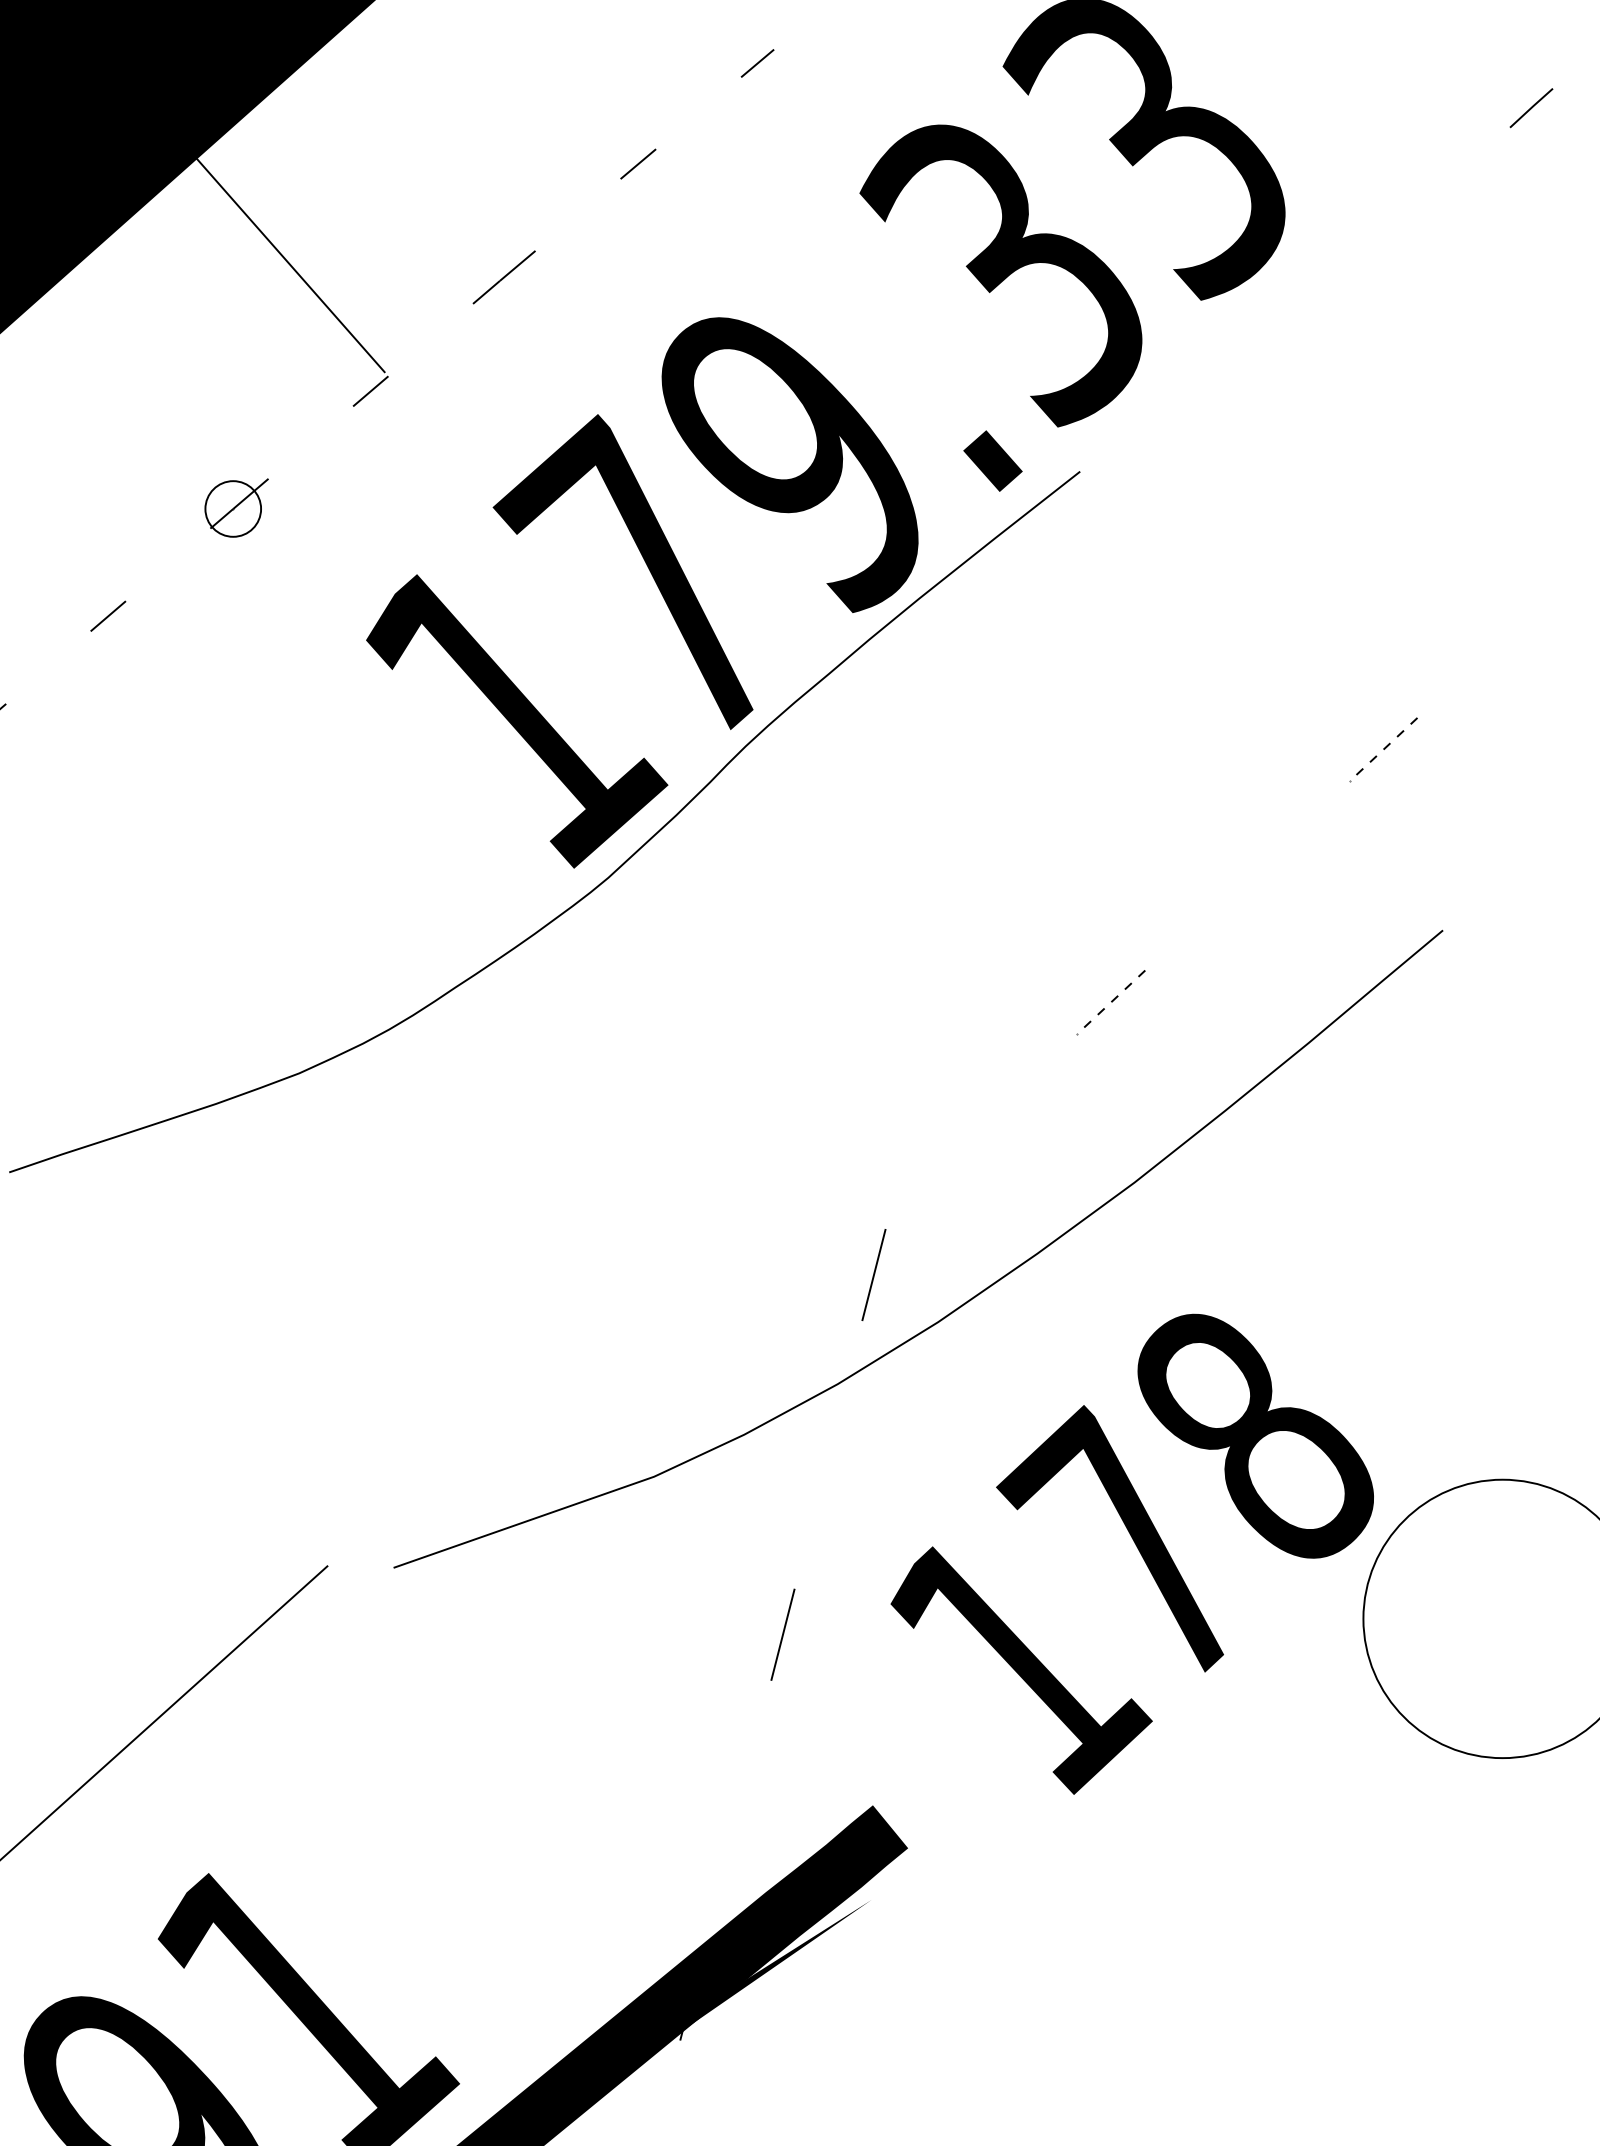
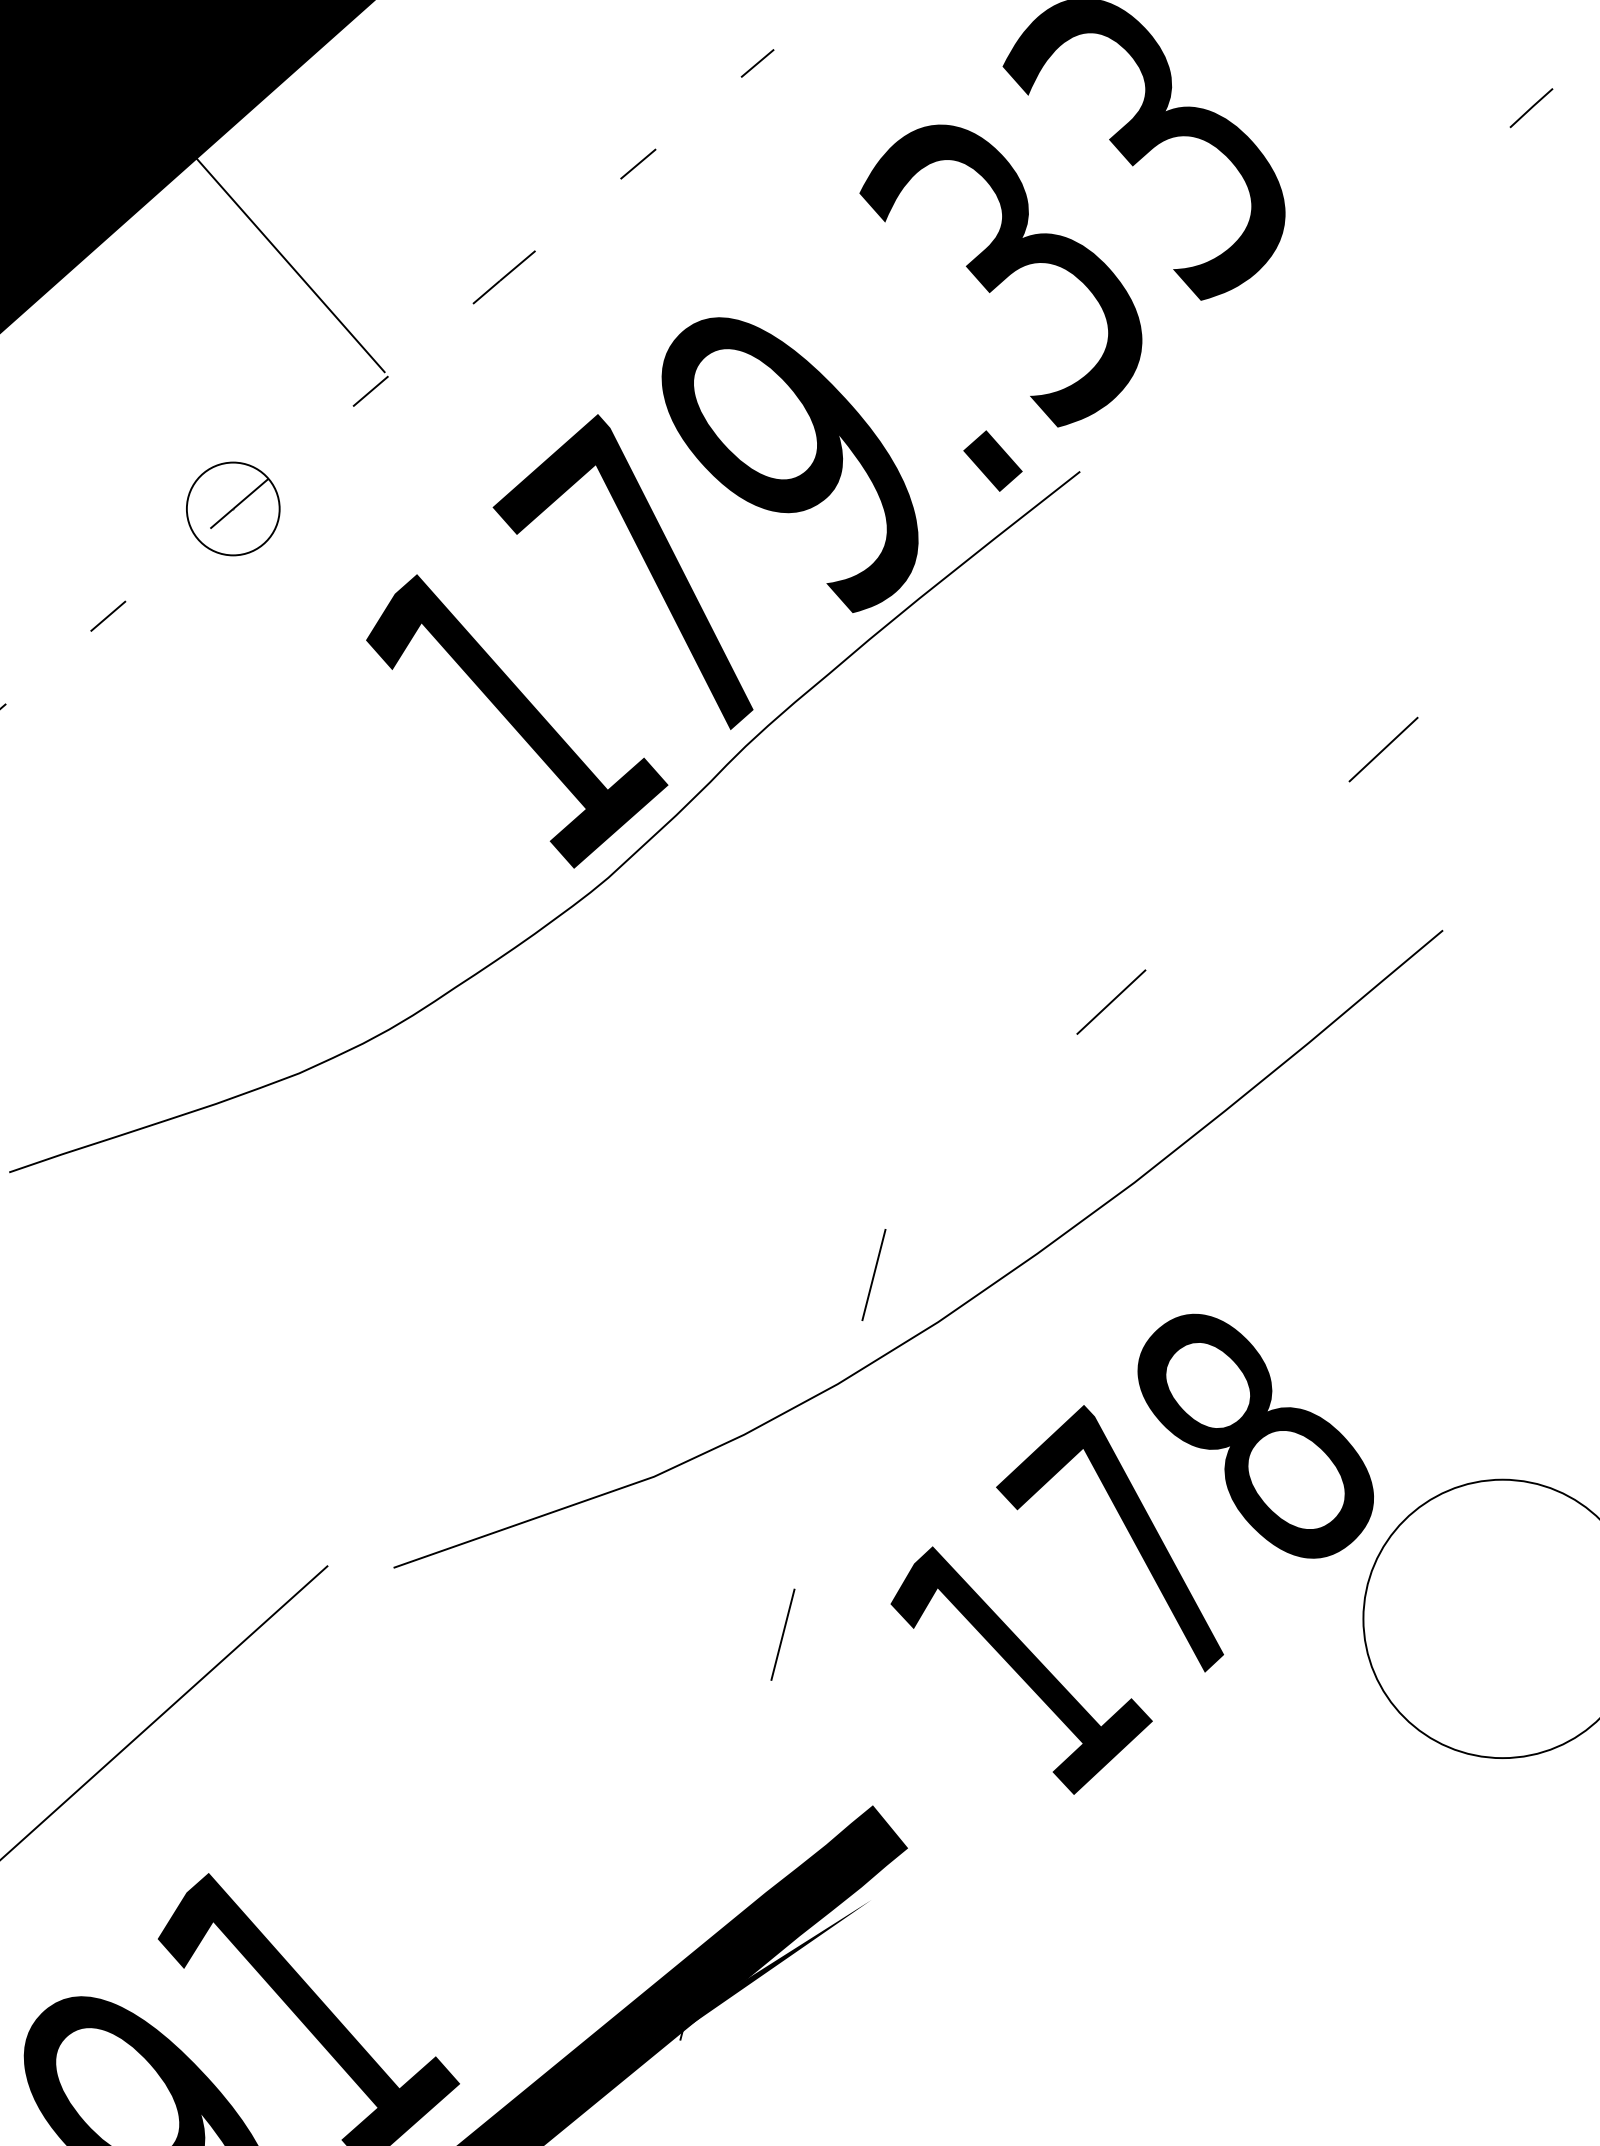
circle diameter: 56 px -> 93 px (232, 508)
line: dashed -> solid (1383, 749)
line: dashed -> solid (1111, 1002)
